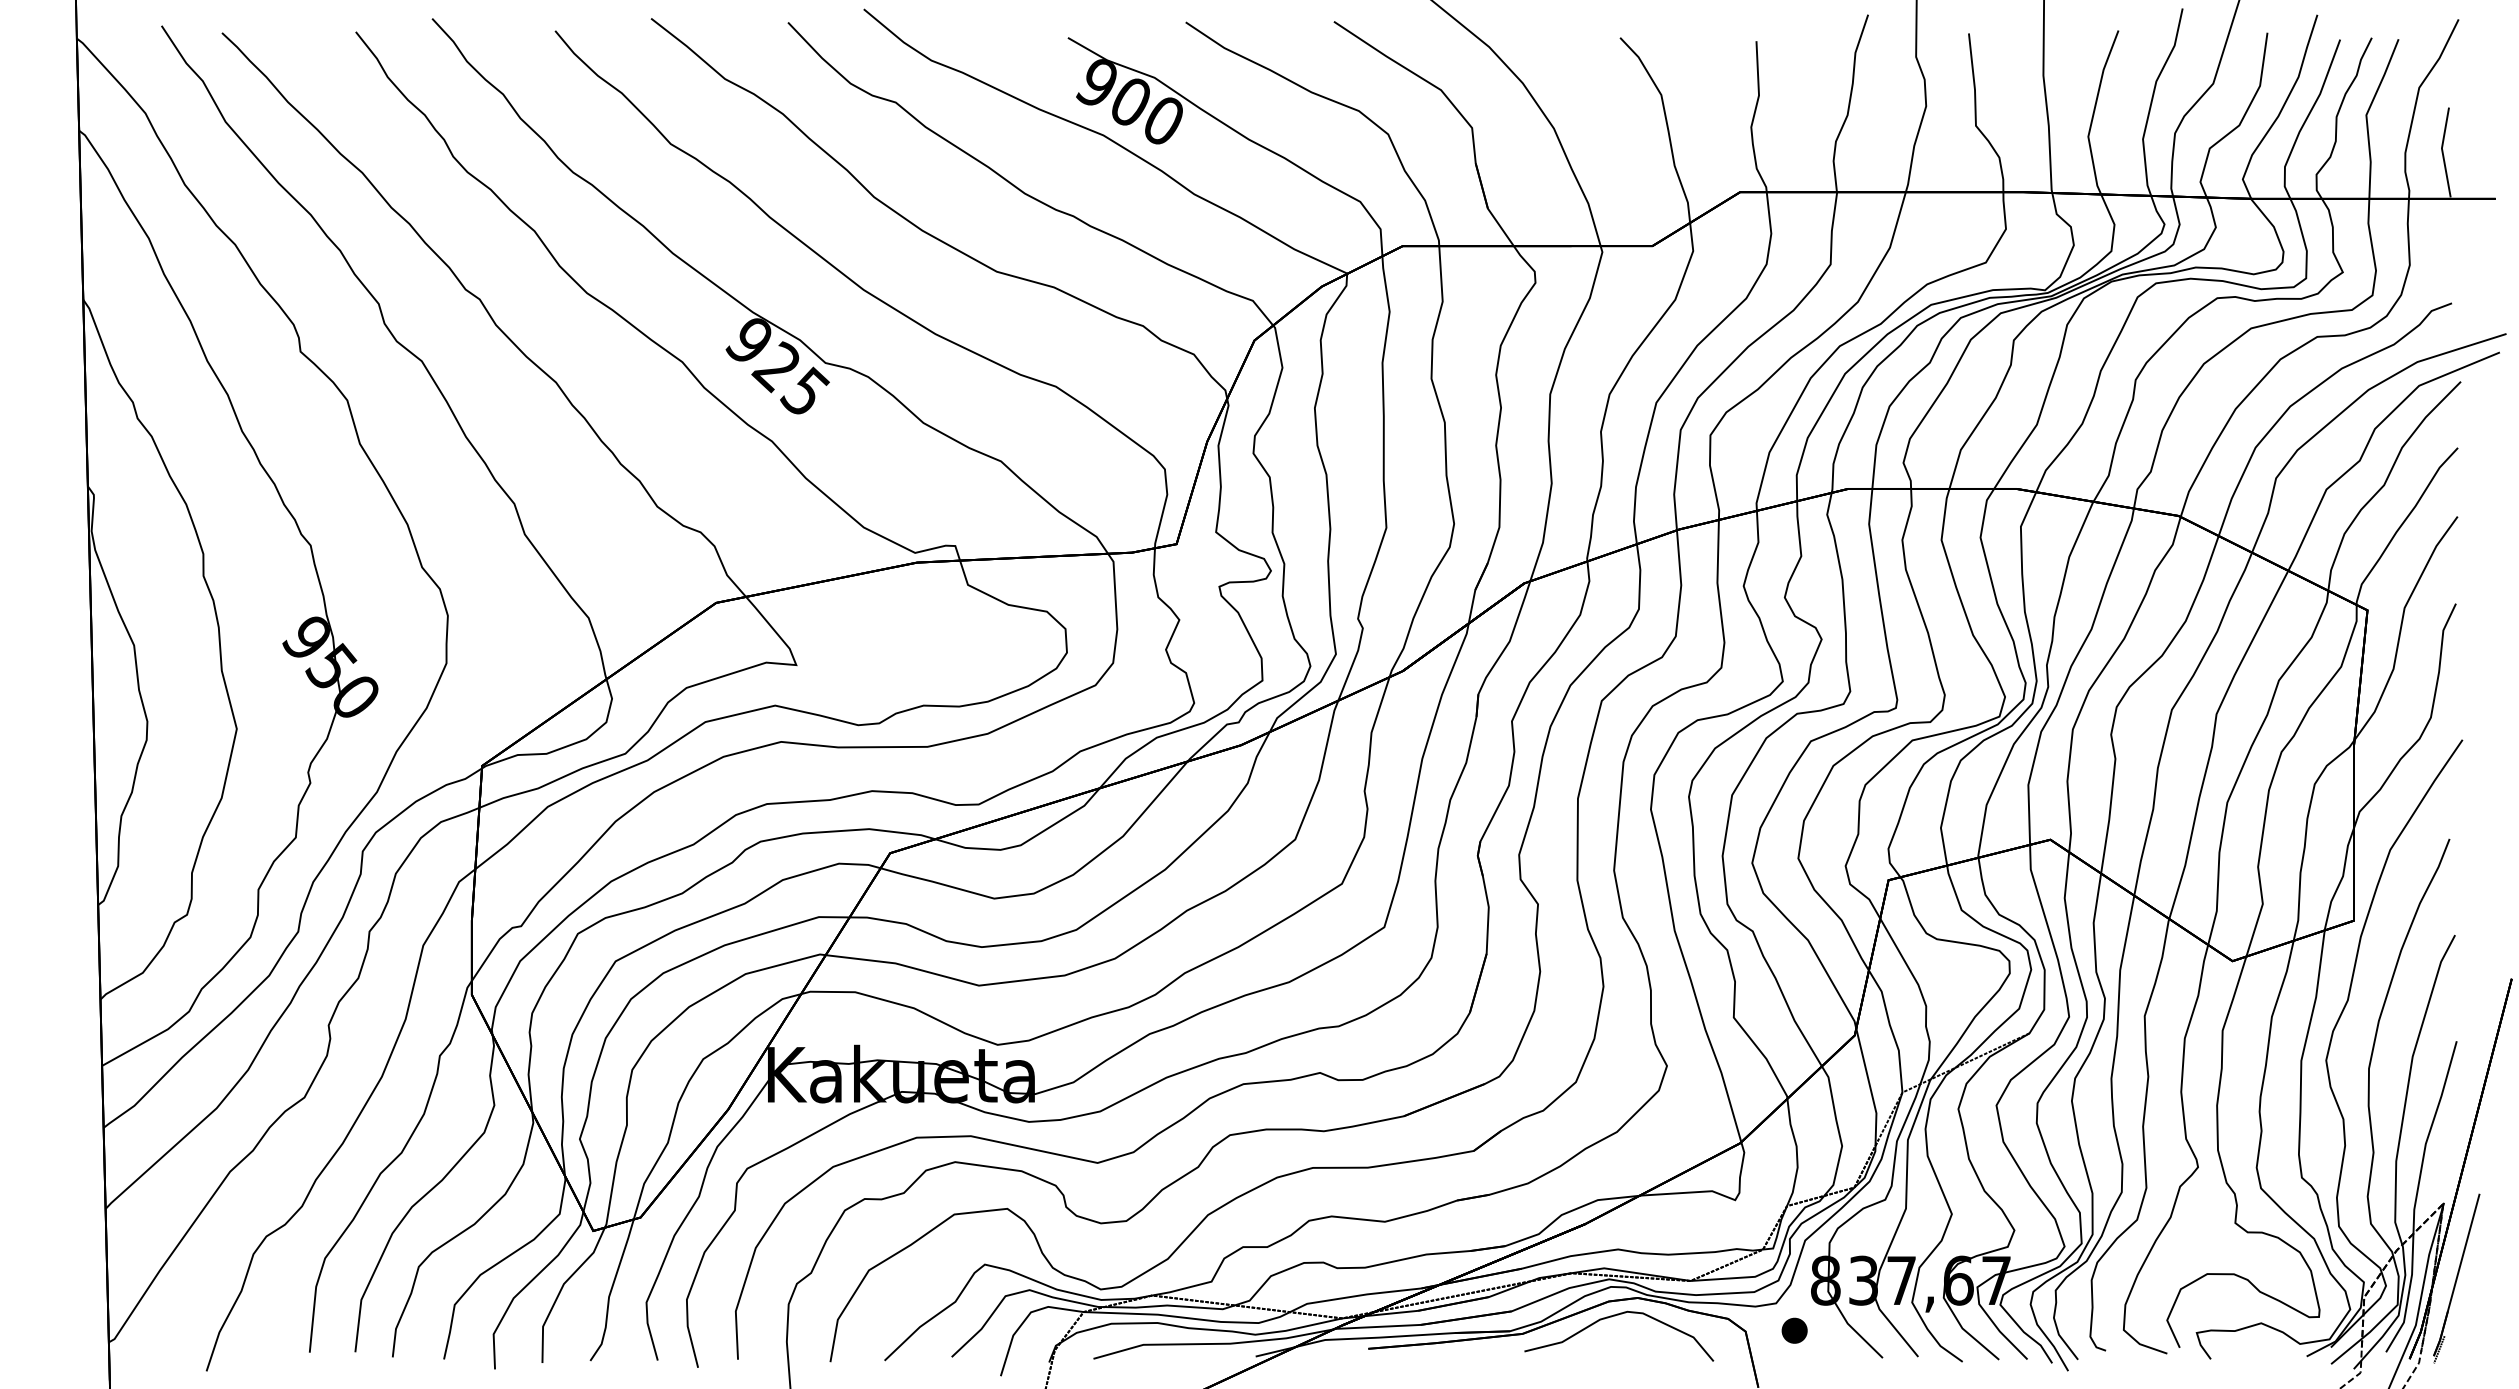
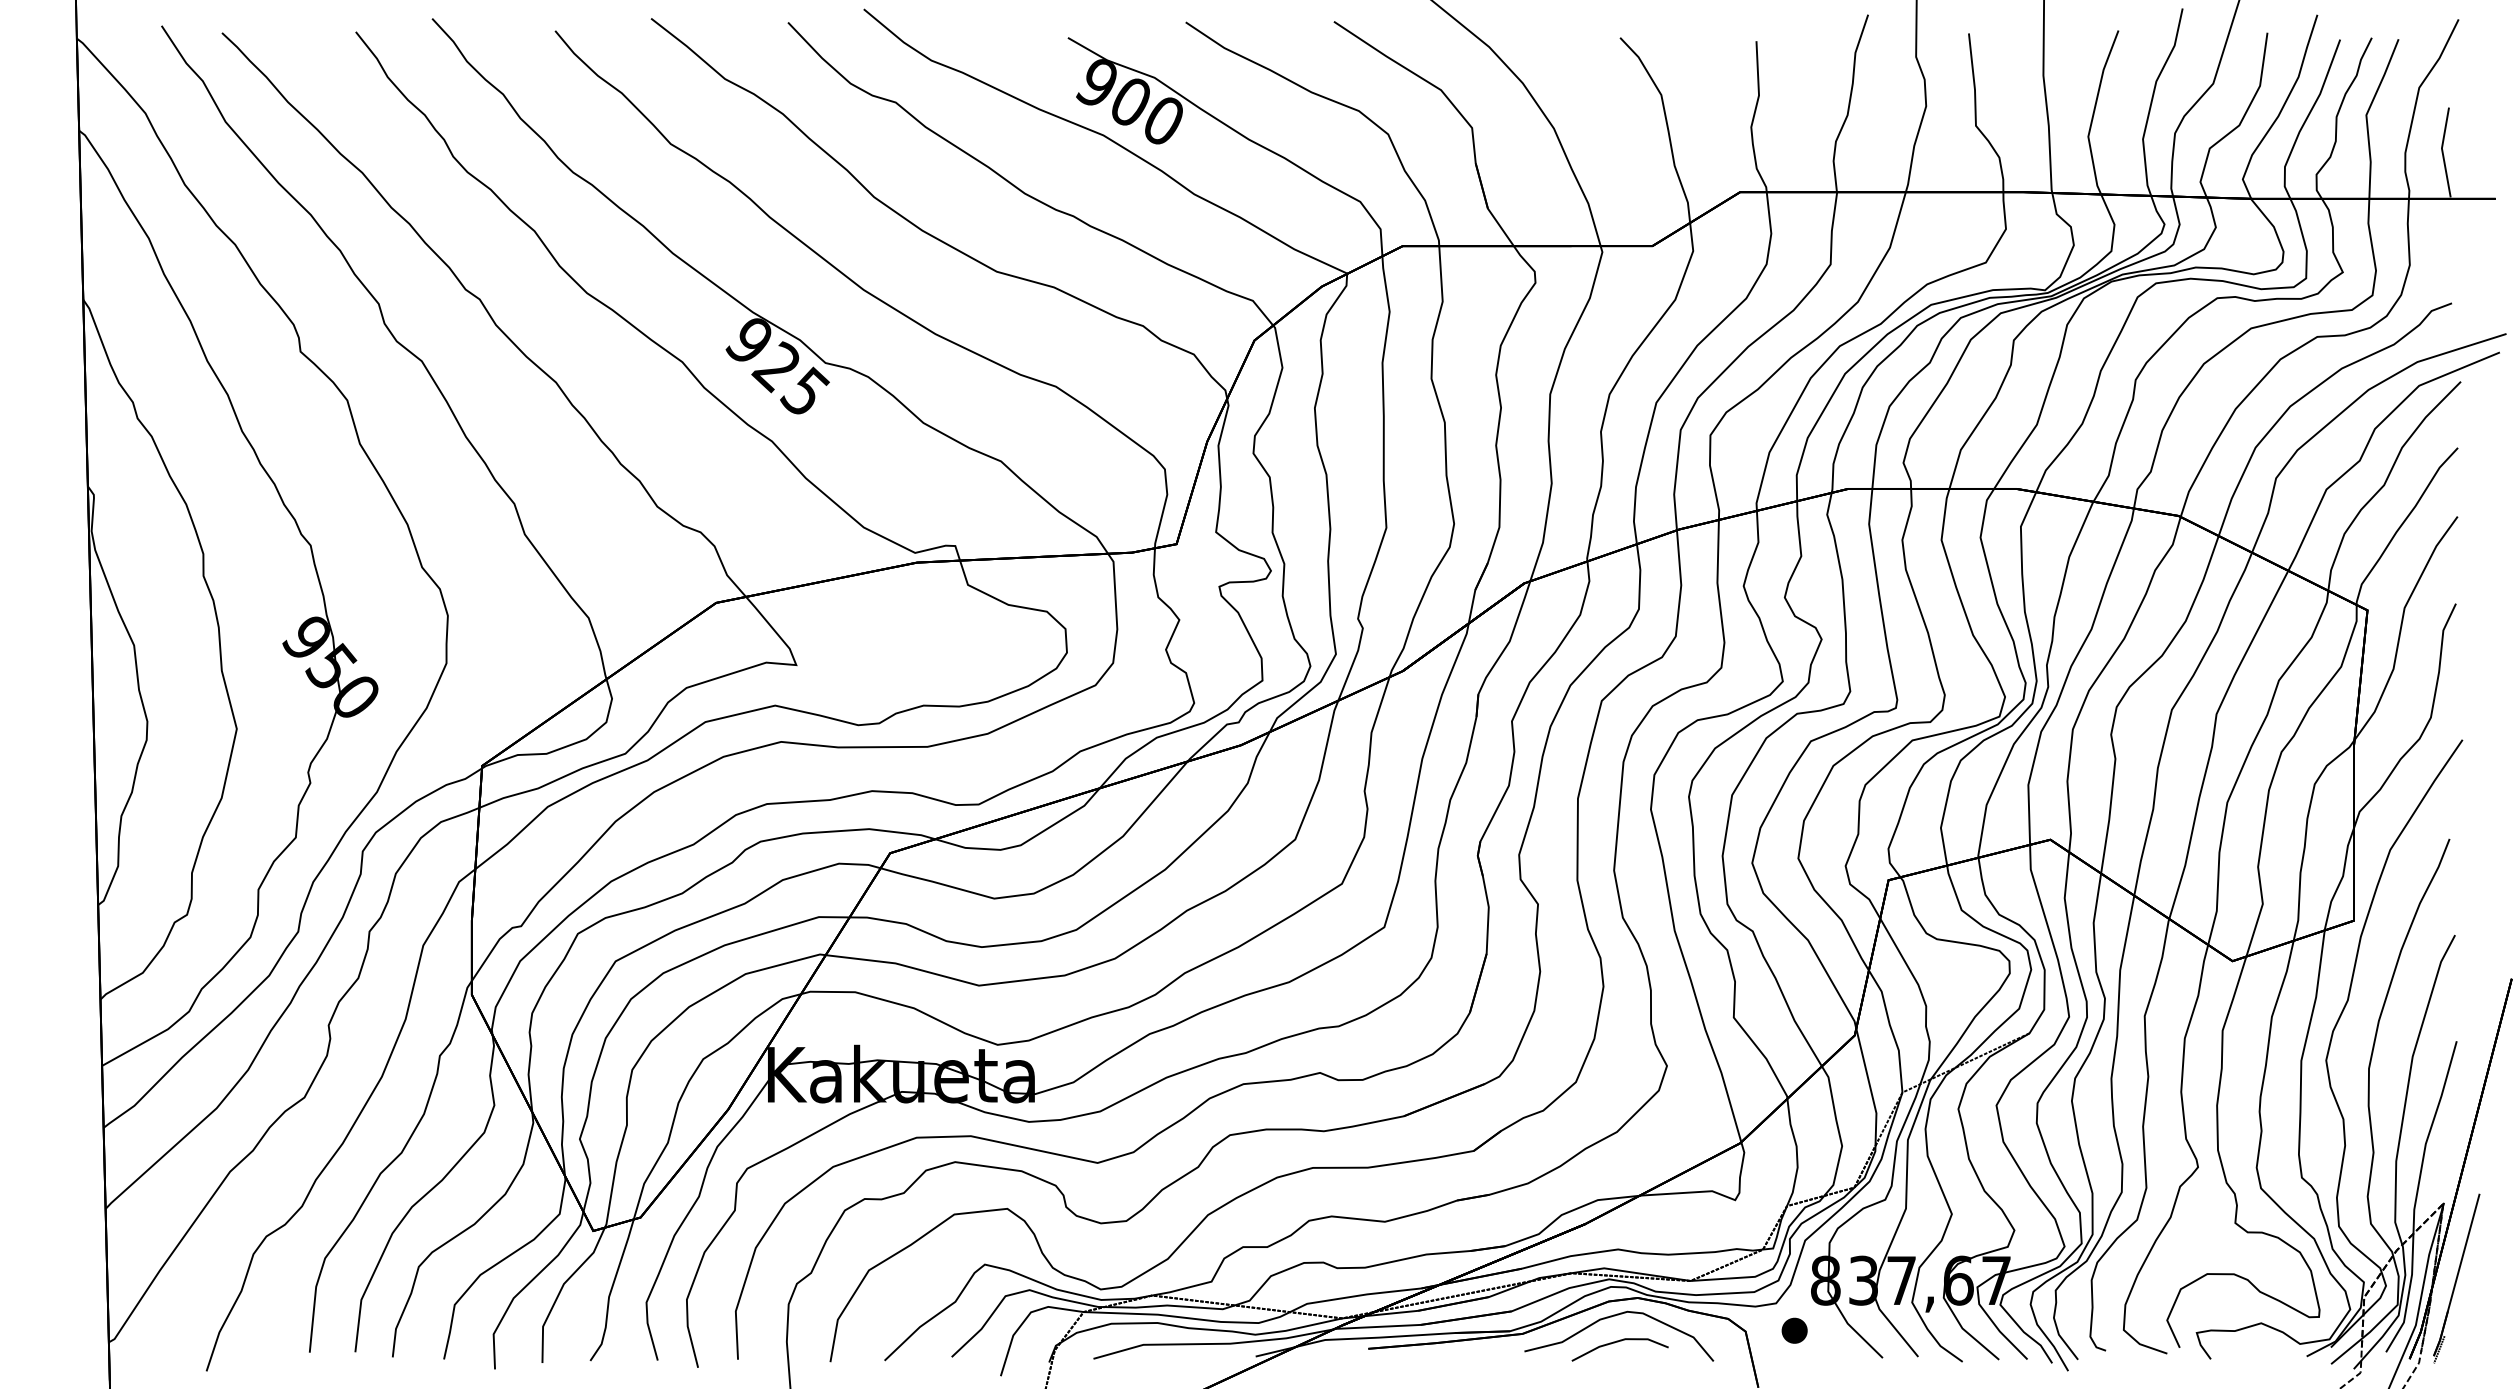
line: none -> present (1618, 1342)
